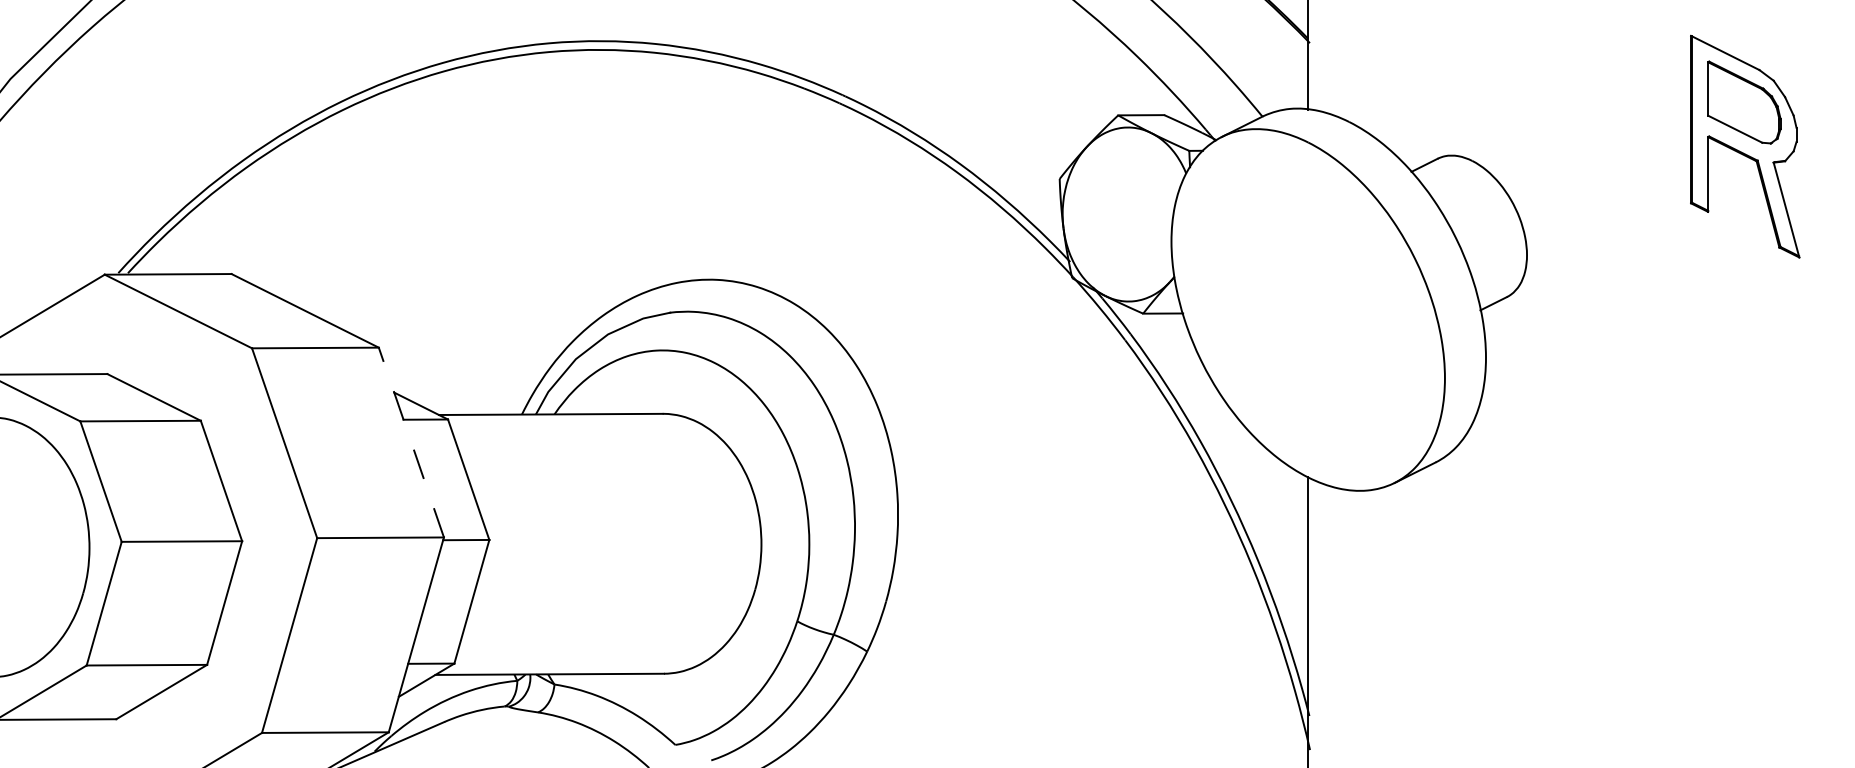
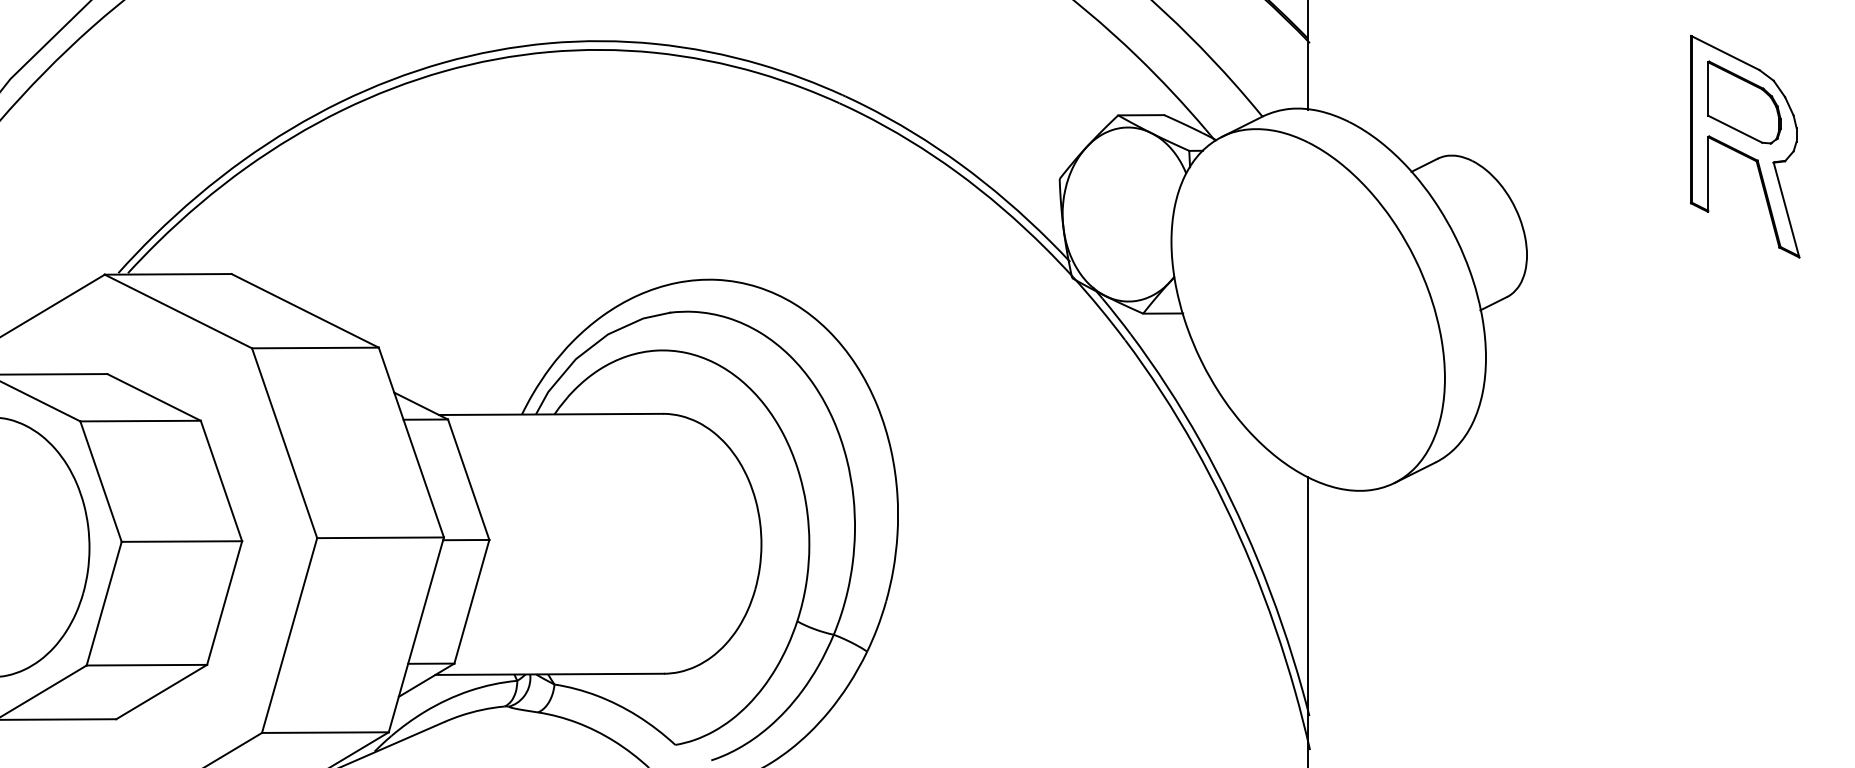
line: dashed -> solid (411, 442)
